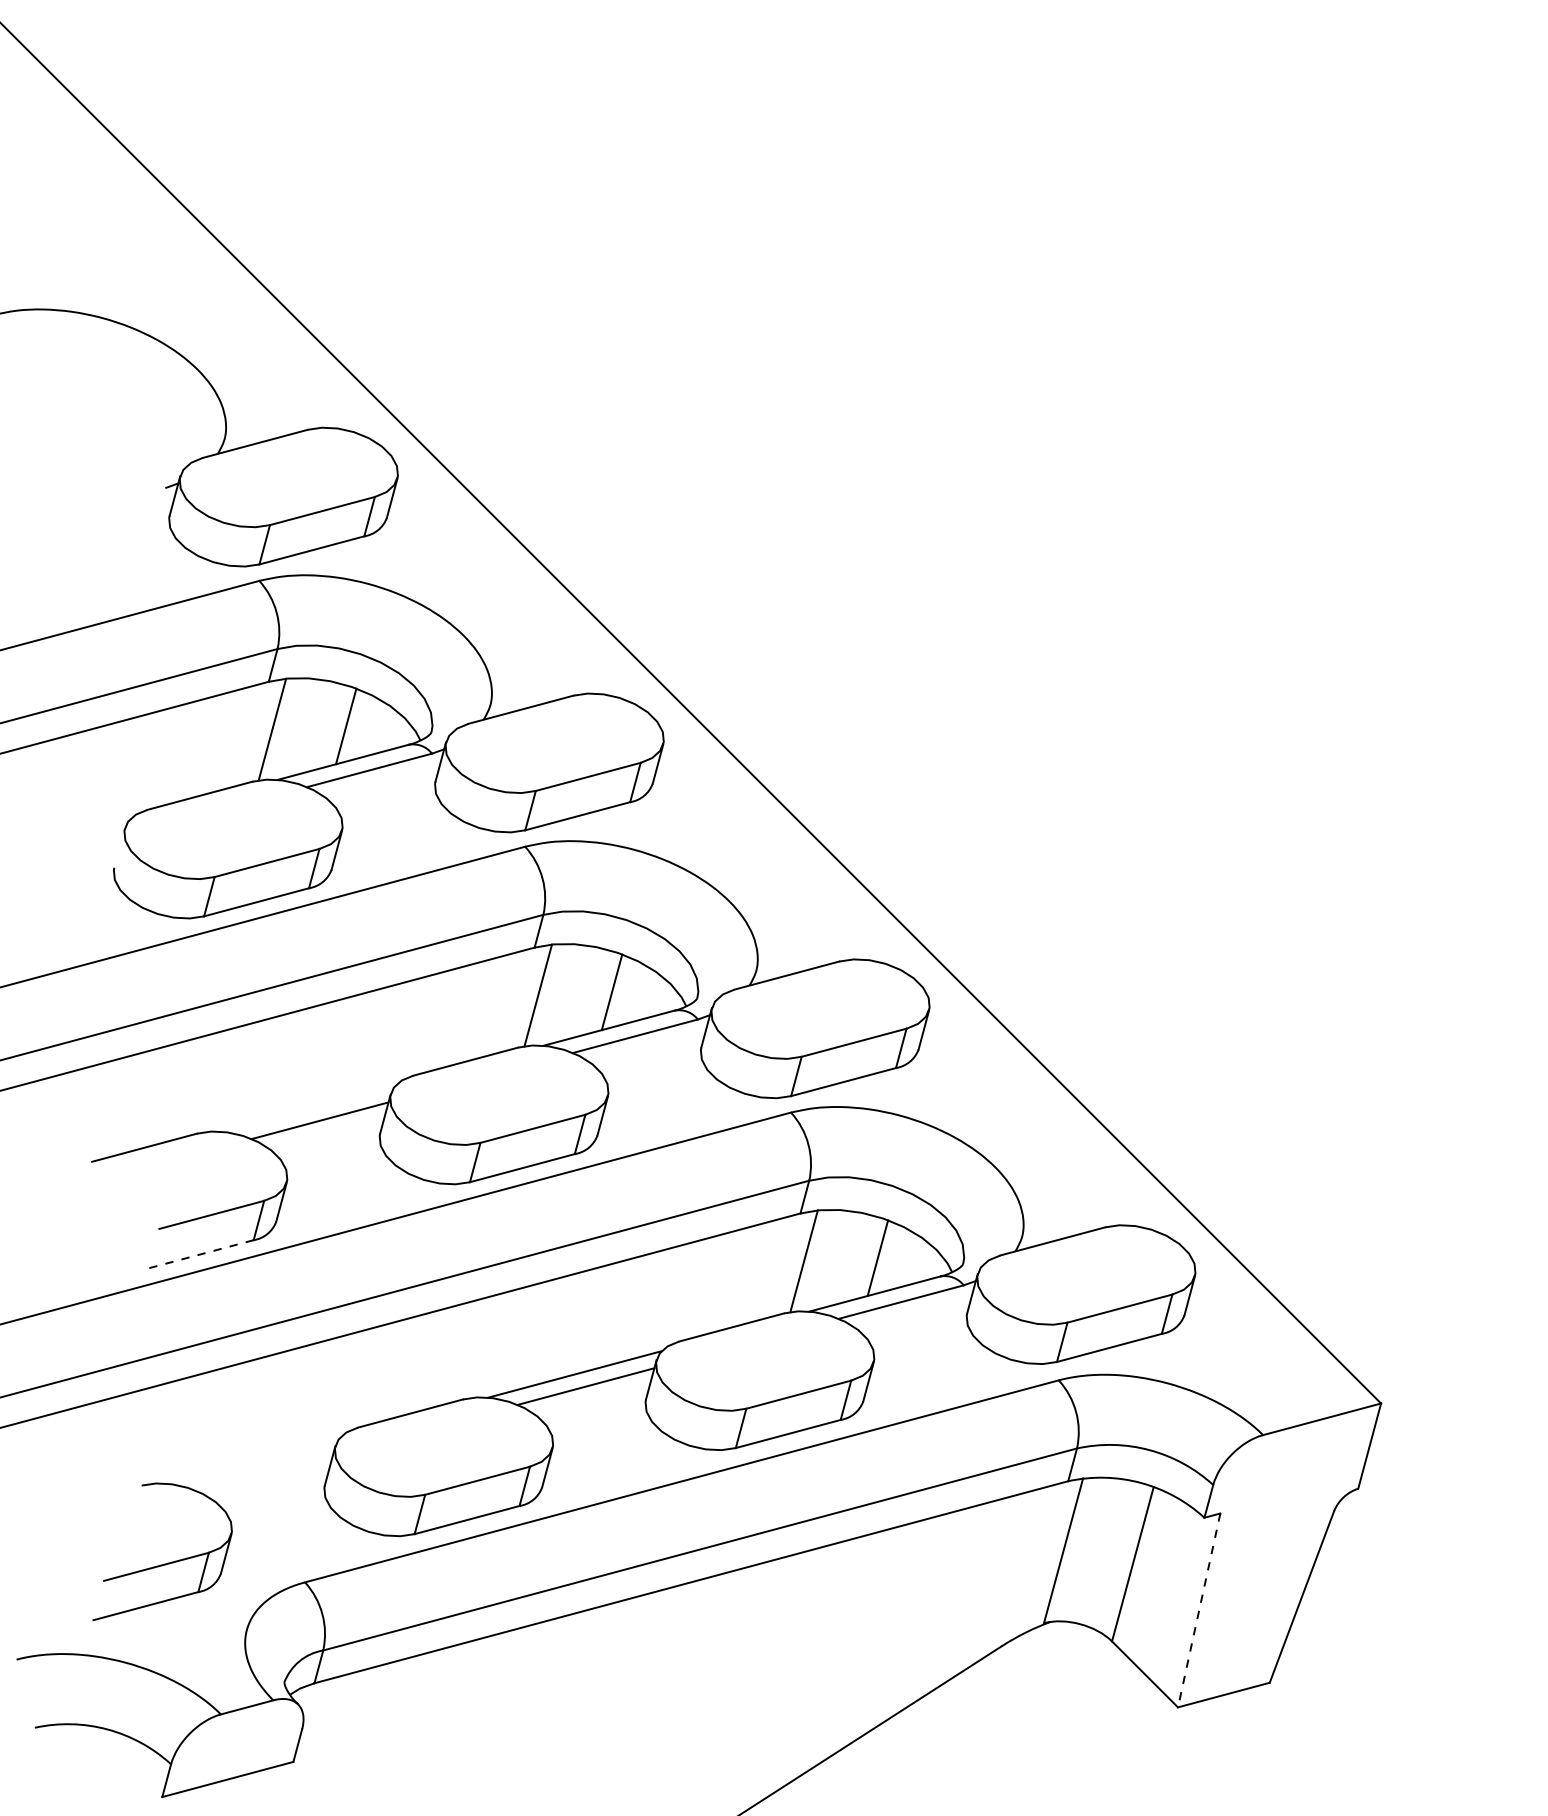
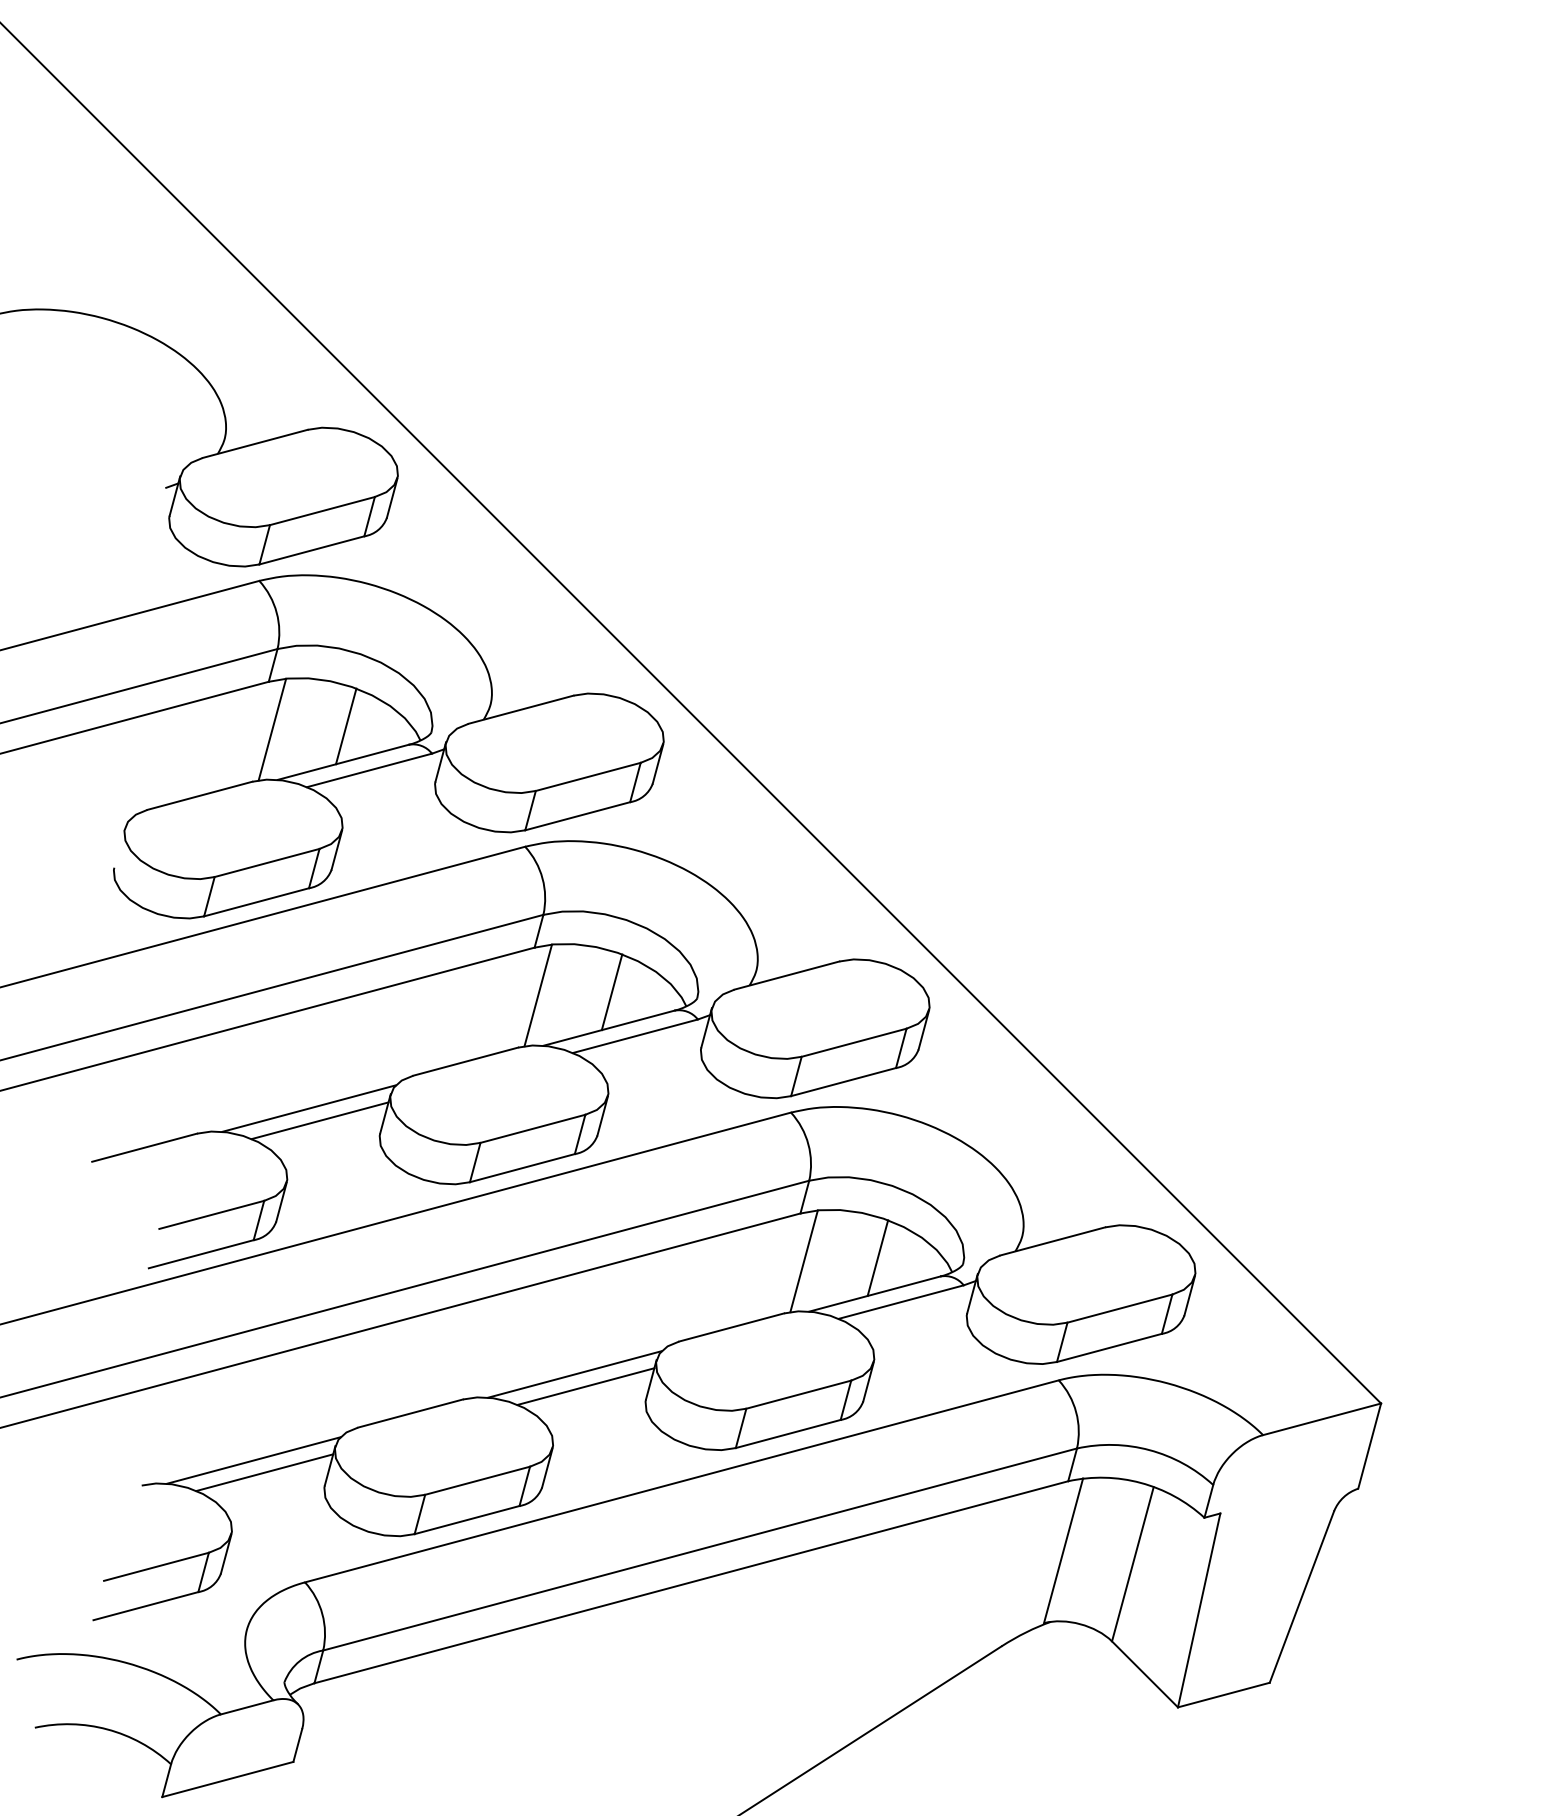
line: none -> present (308, 1108)
line: dashed -> solid (200, 1254)
line: none -> present (253, 1460)
line: none -> present (264, 1472)
line: dashed -> solid (1199, 1610)
